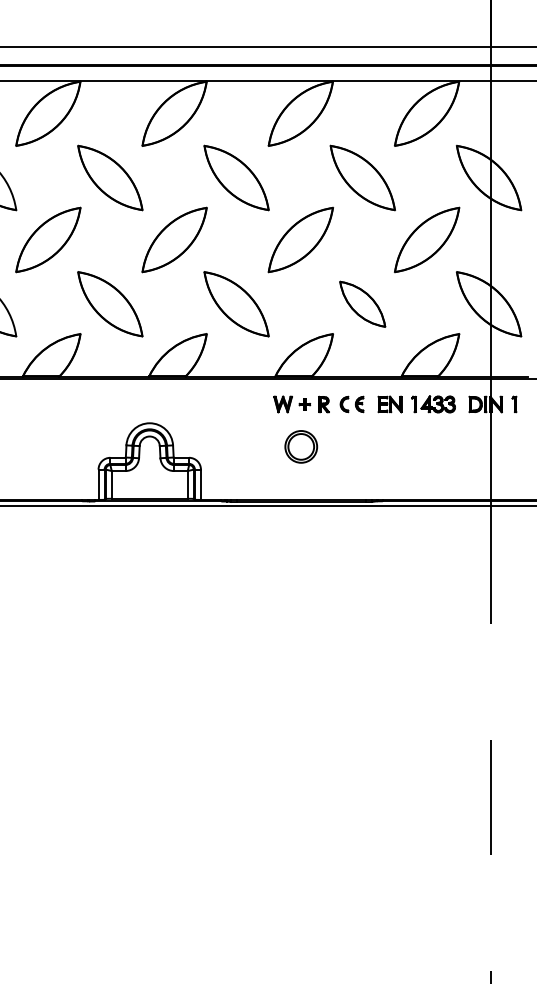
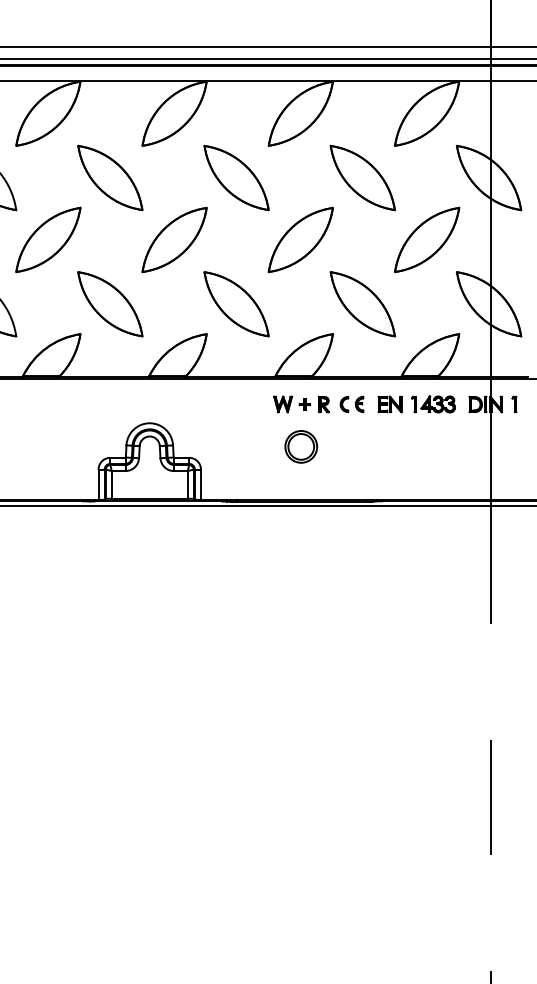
line: none -> present (267, 59)
part size: 48x48 px -> 67x67 px (362, 304)
